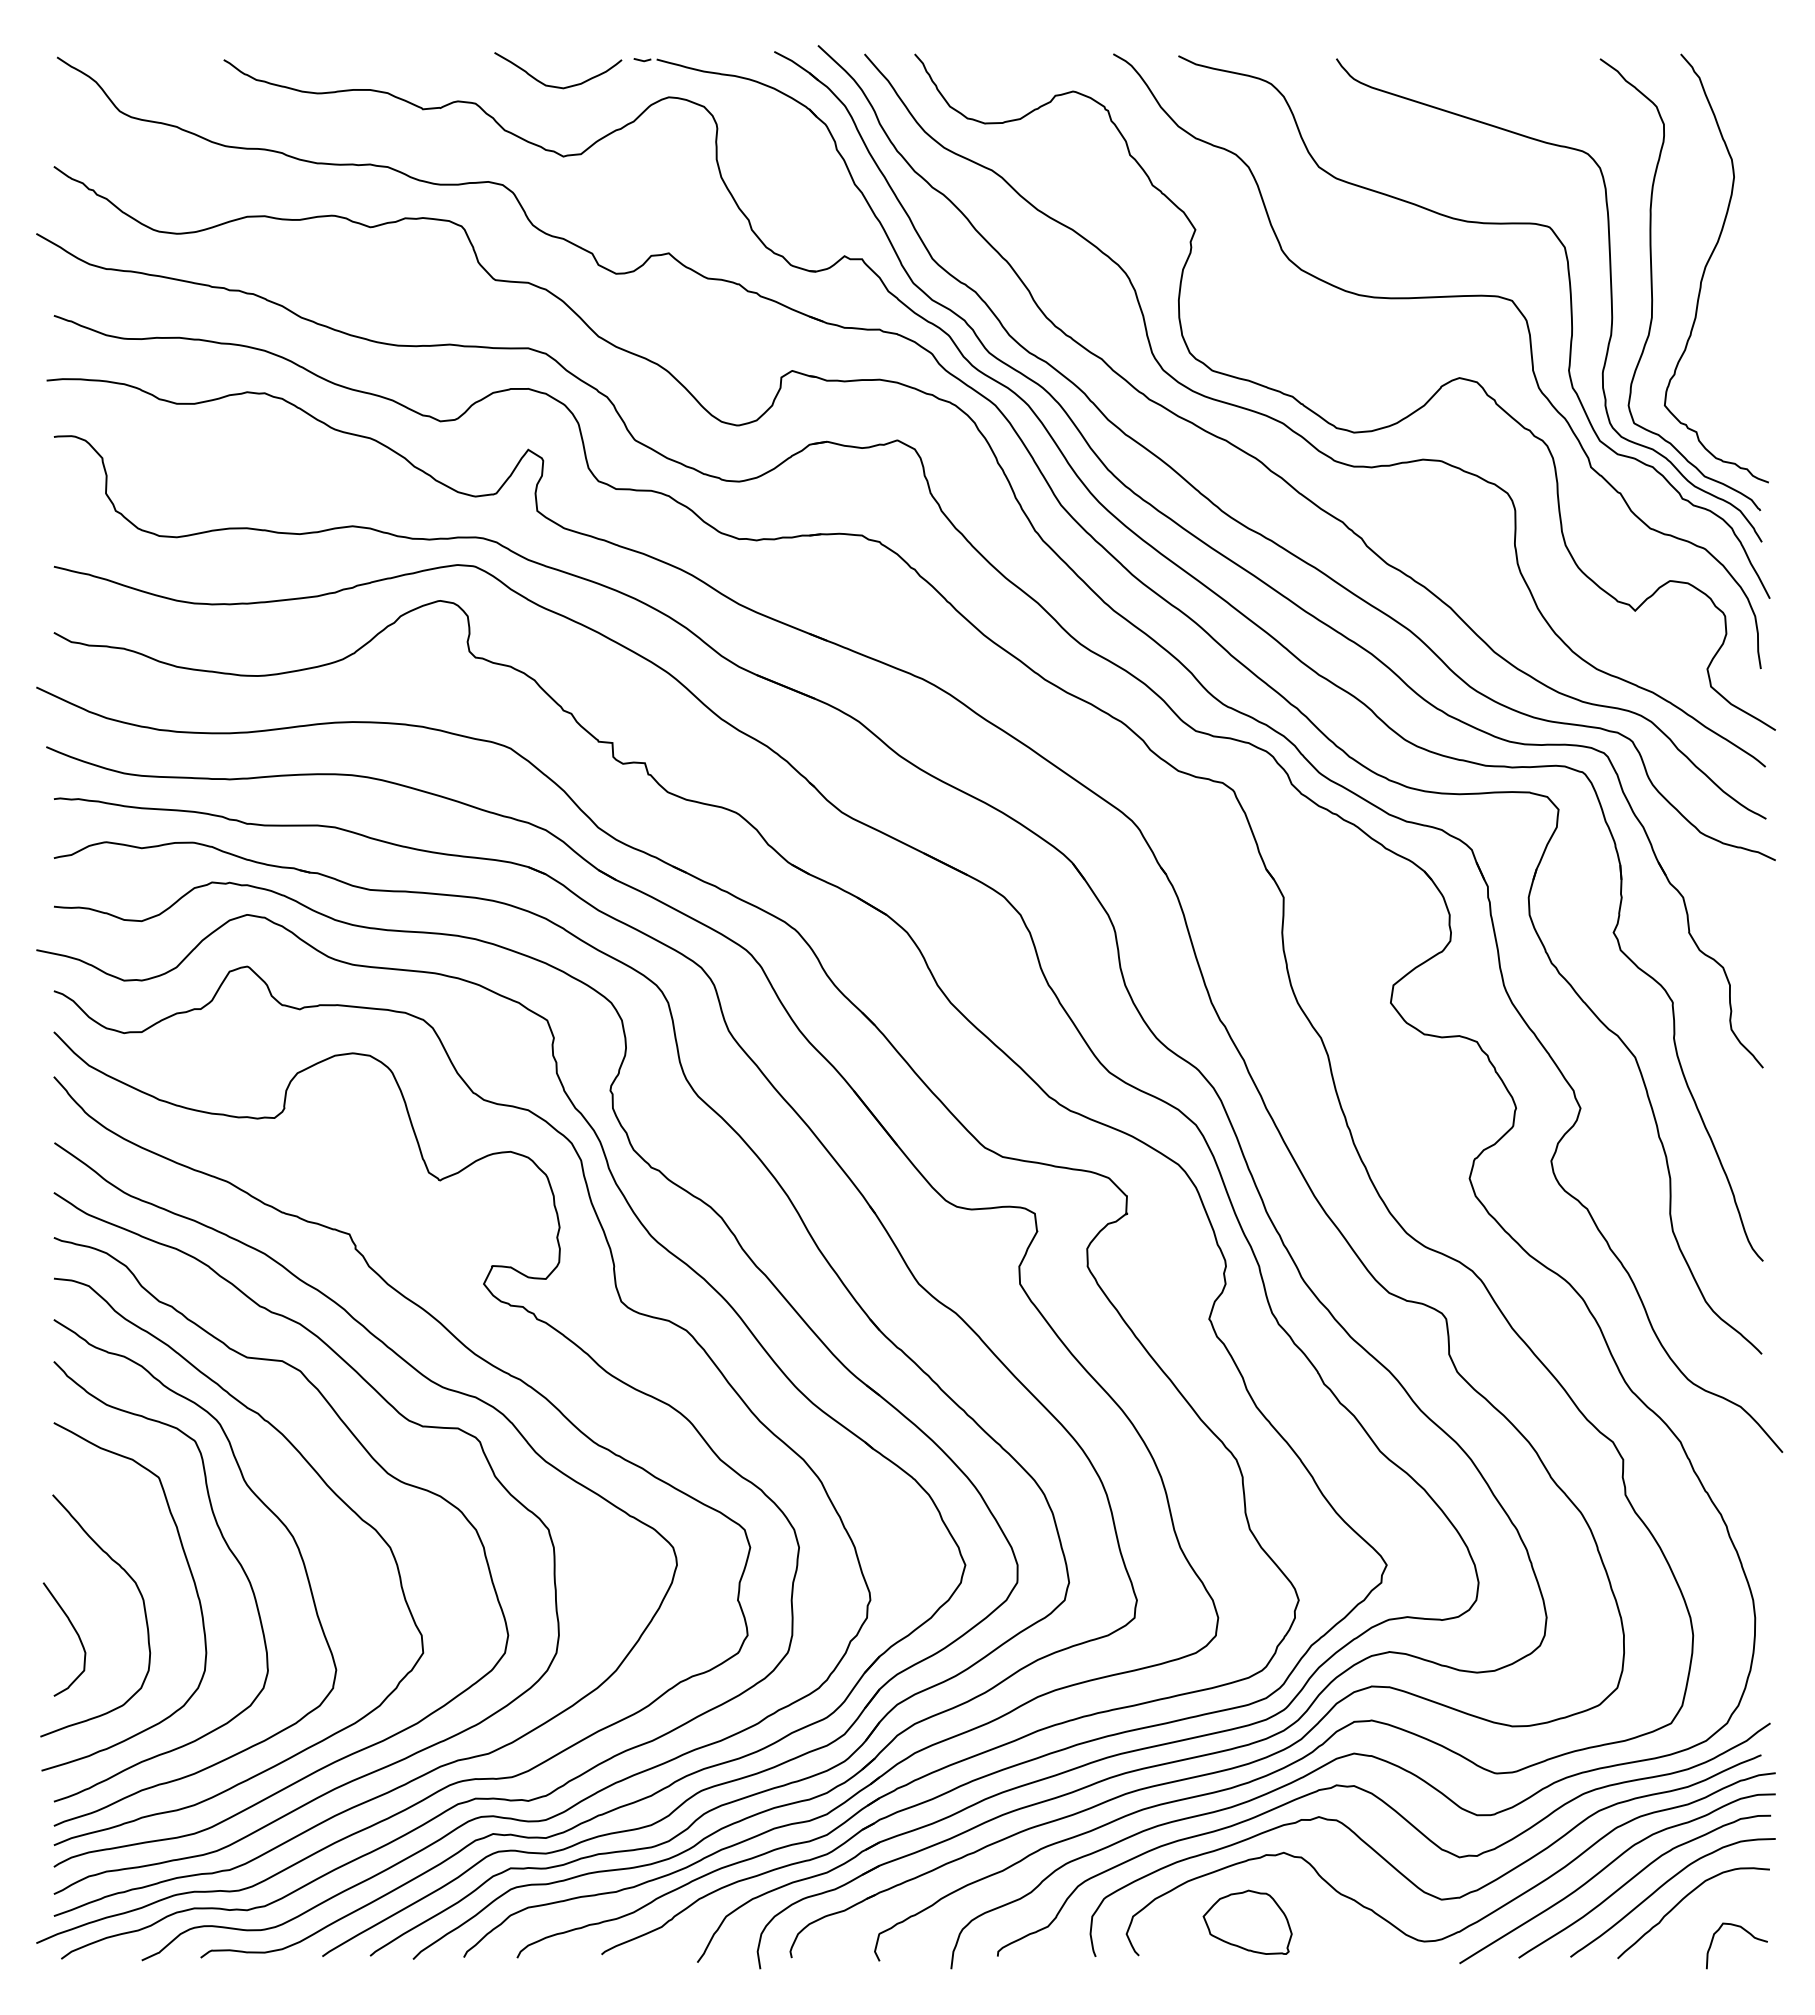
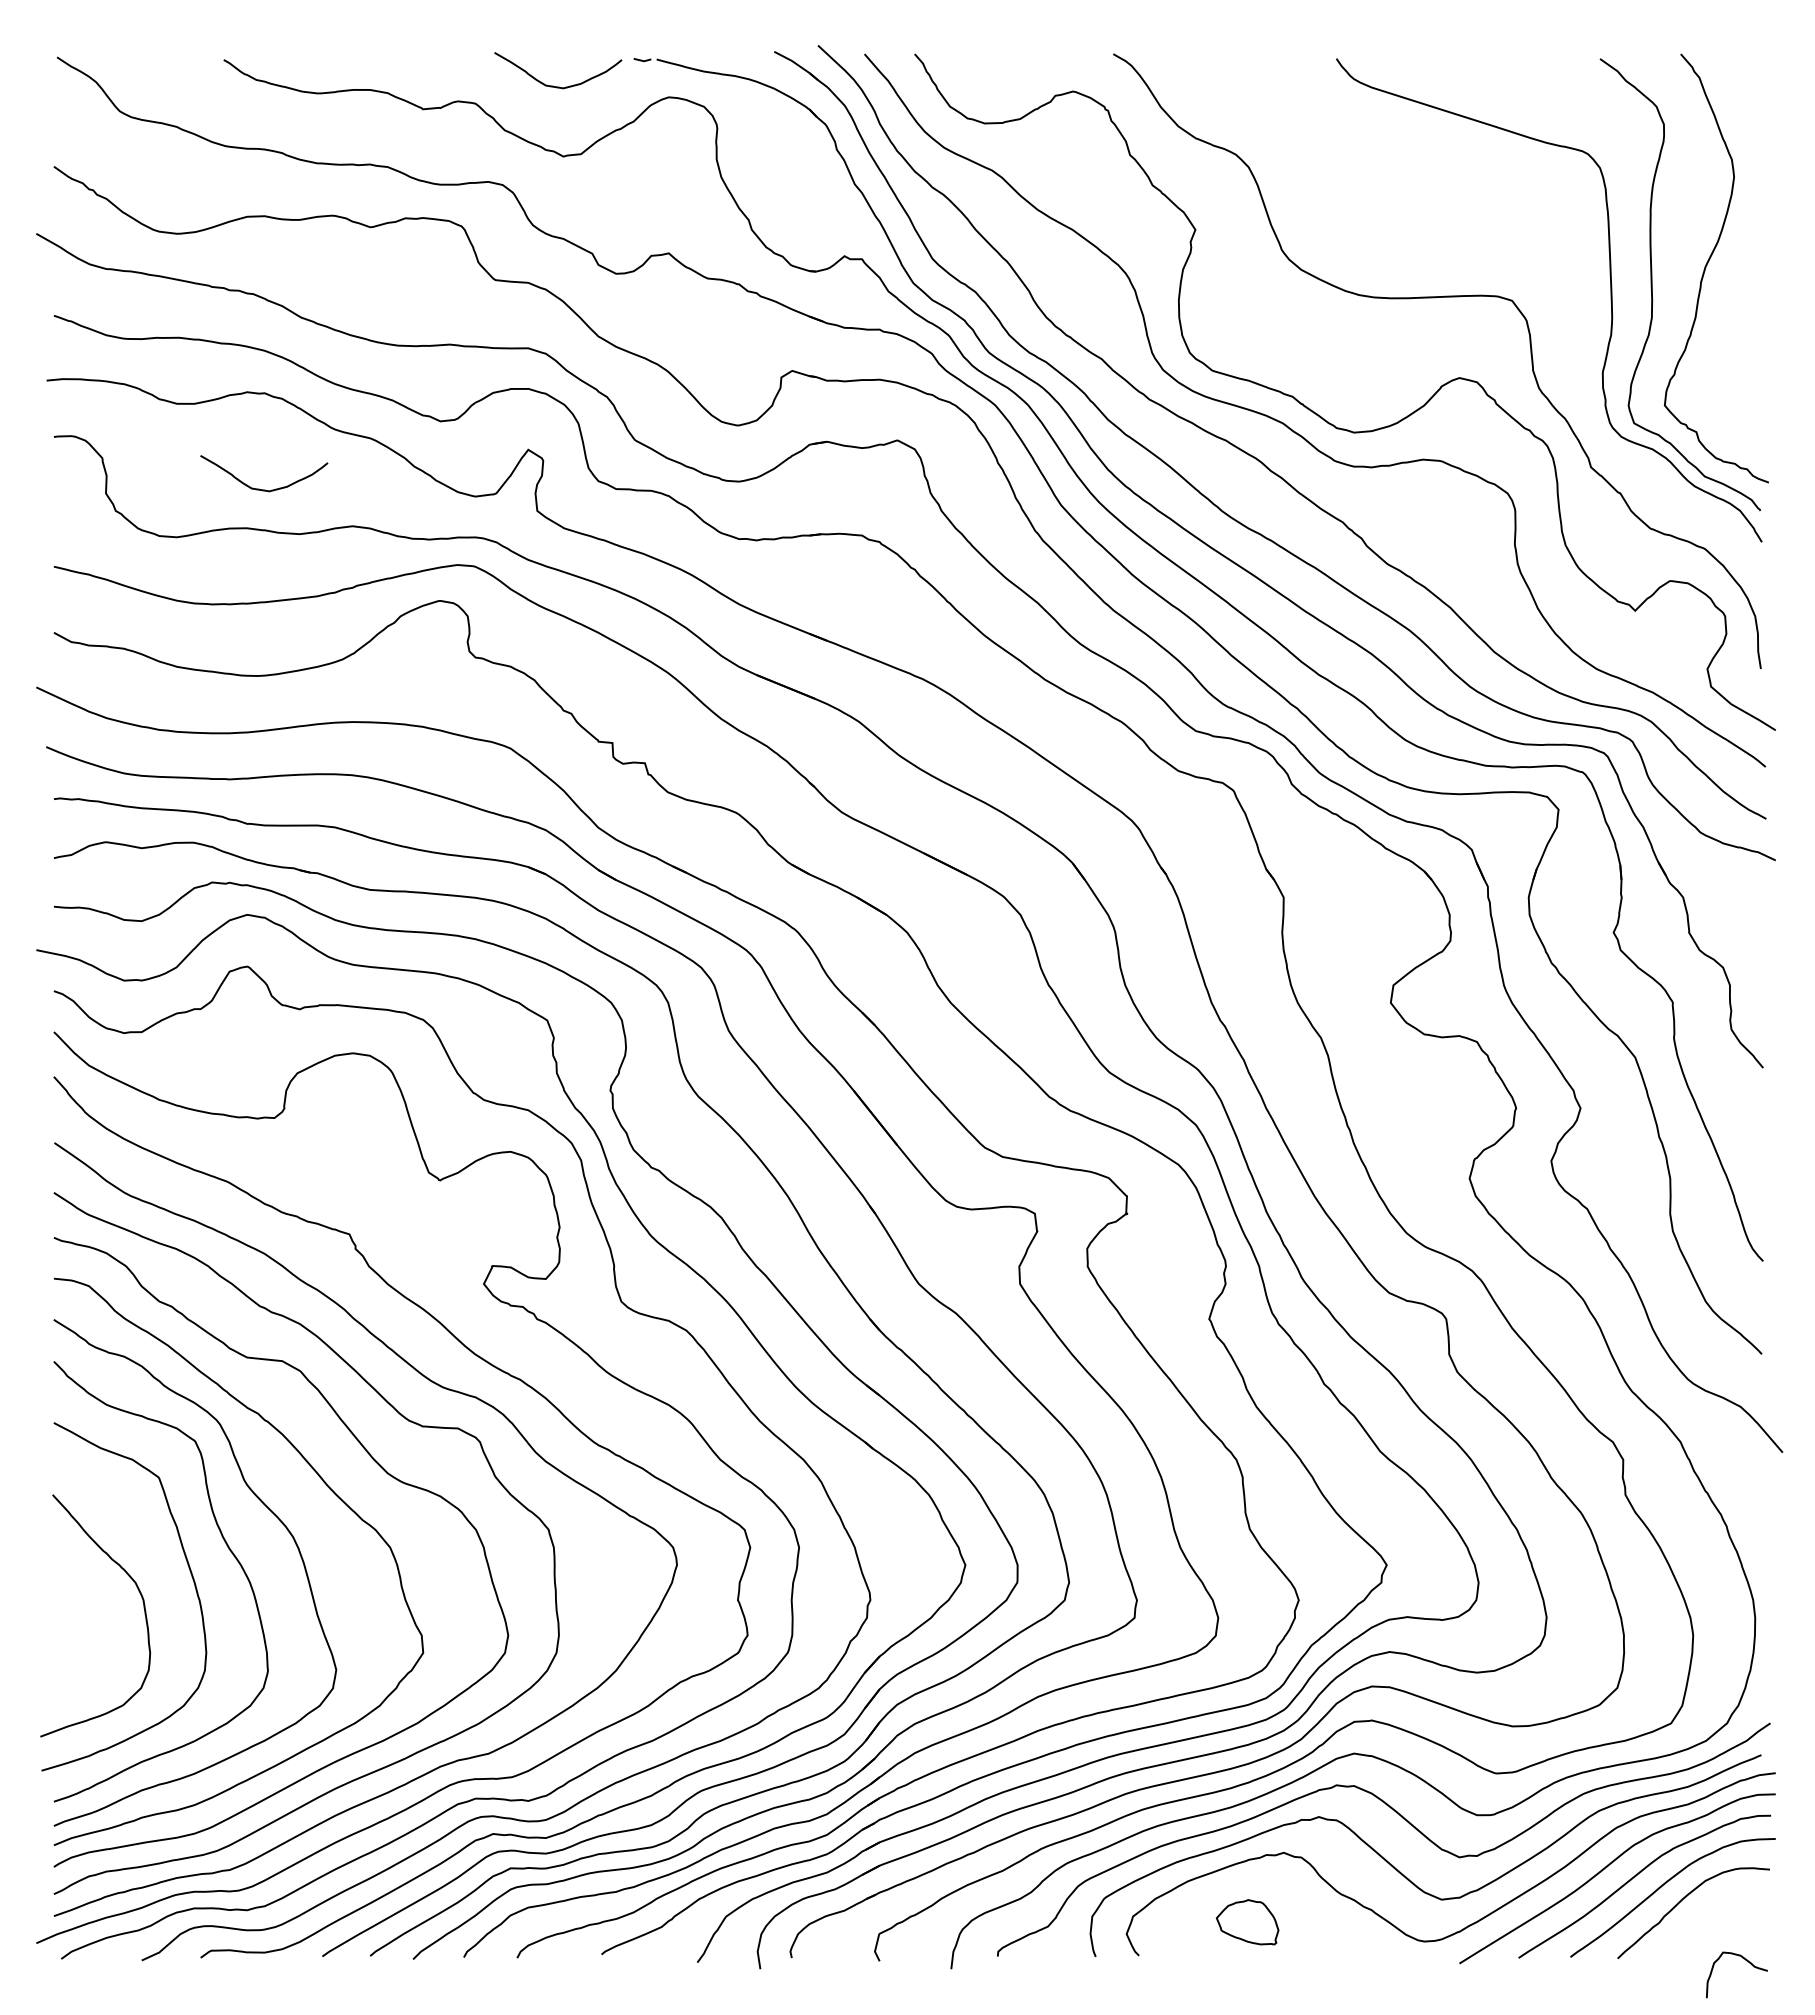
curve: present -> none (1570, 316)
curve: none -> present (259, 488)
curve: present -> none (76, 1634)
part size: 91x66 px -> 65x47 px (1247, 1922)
curve position: (1746, 1932) -> (1746, 1961) (1746, 1961)
